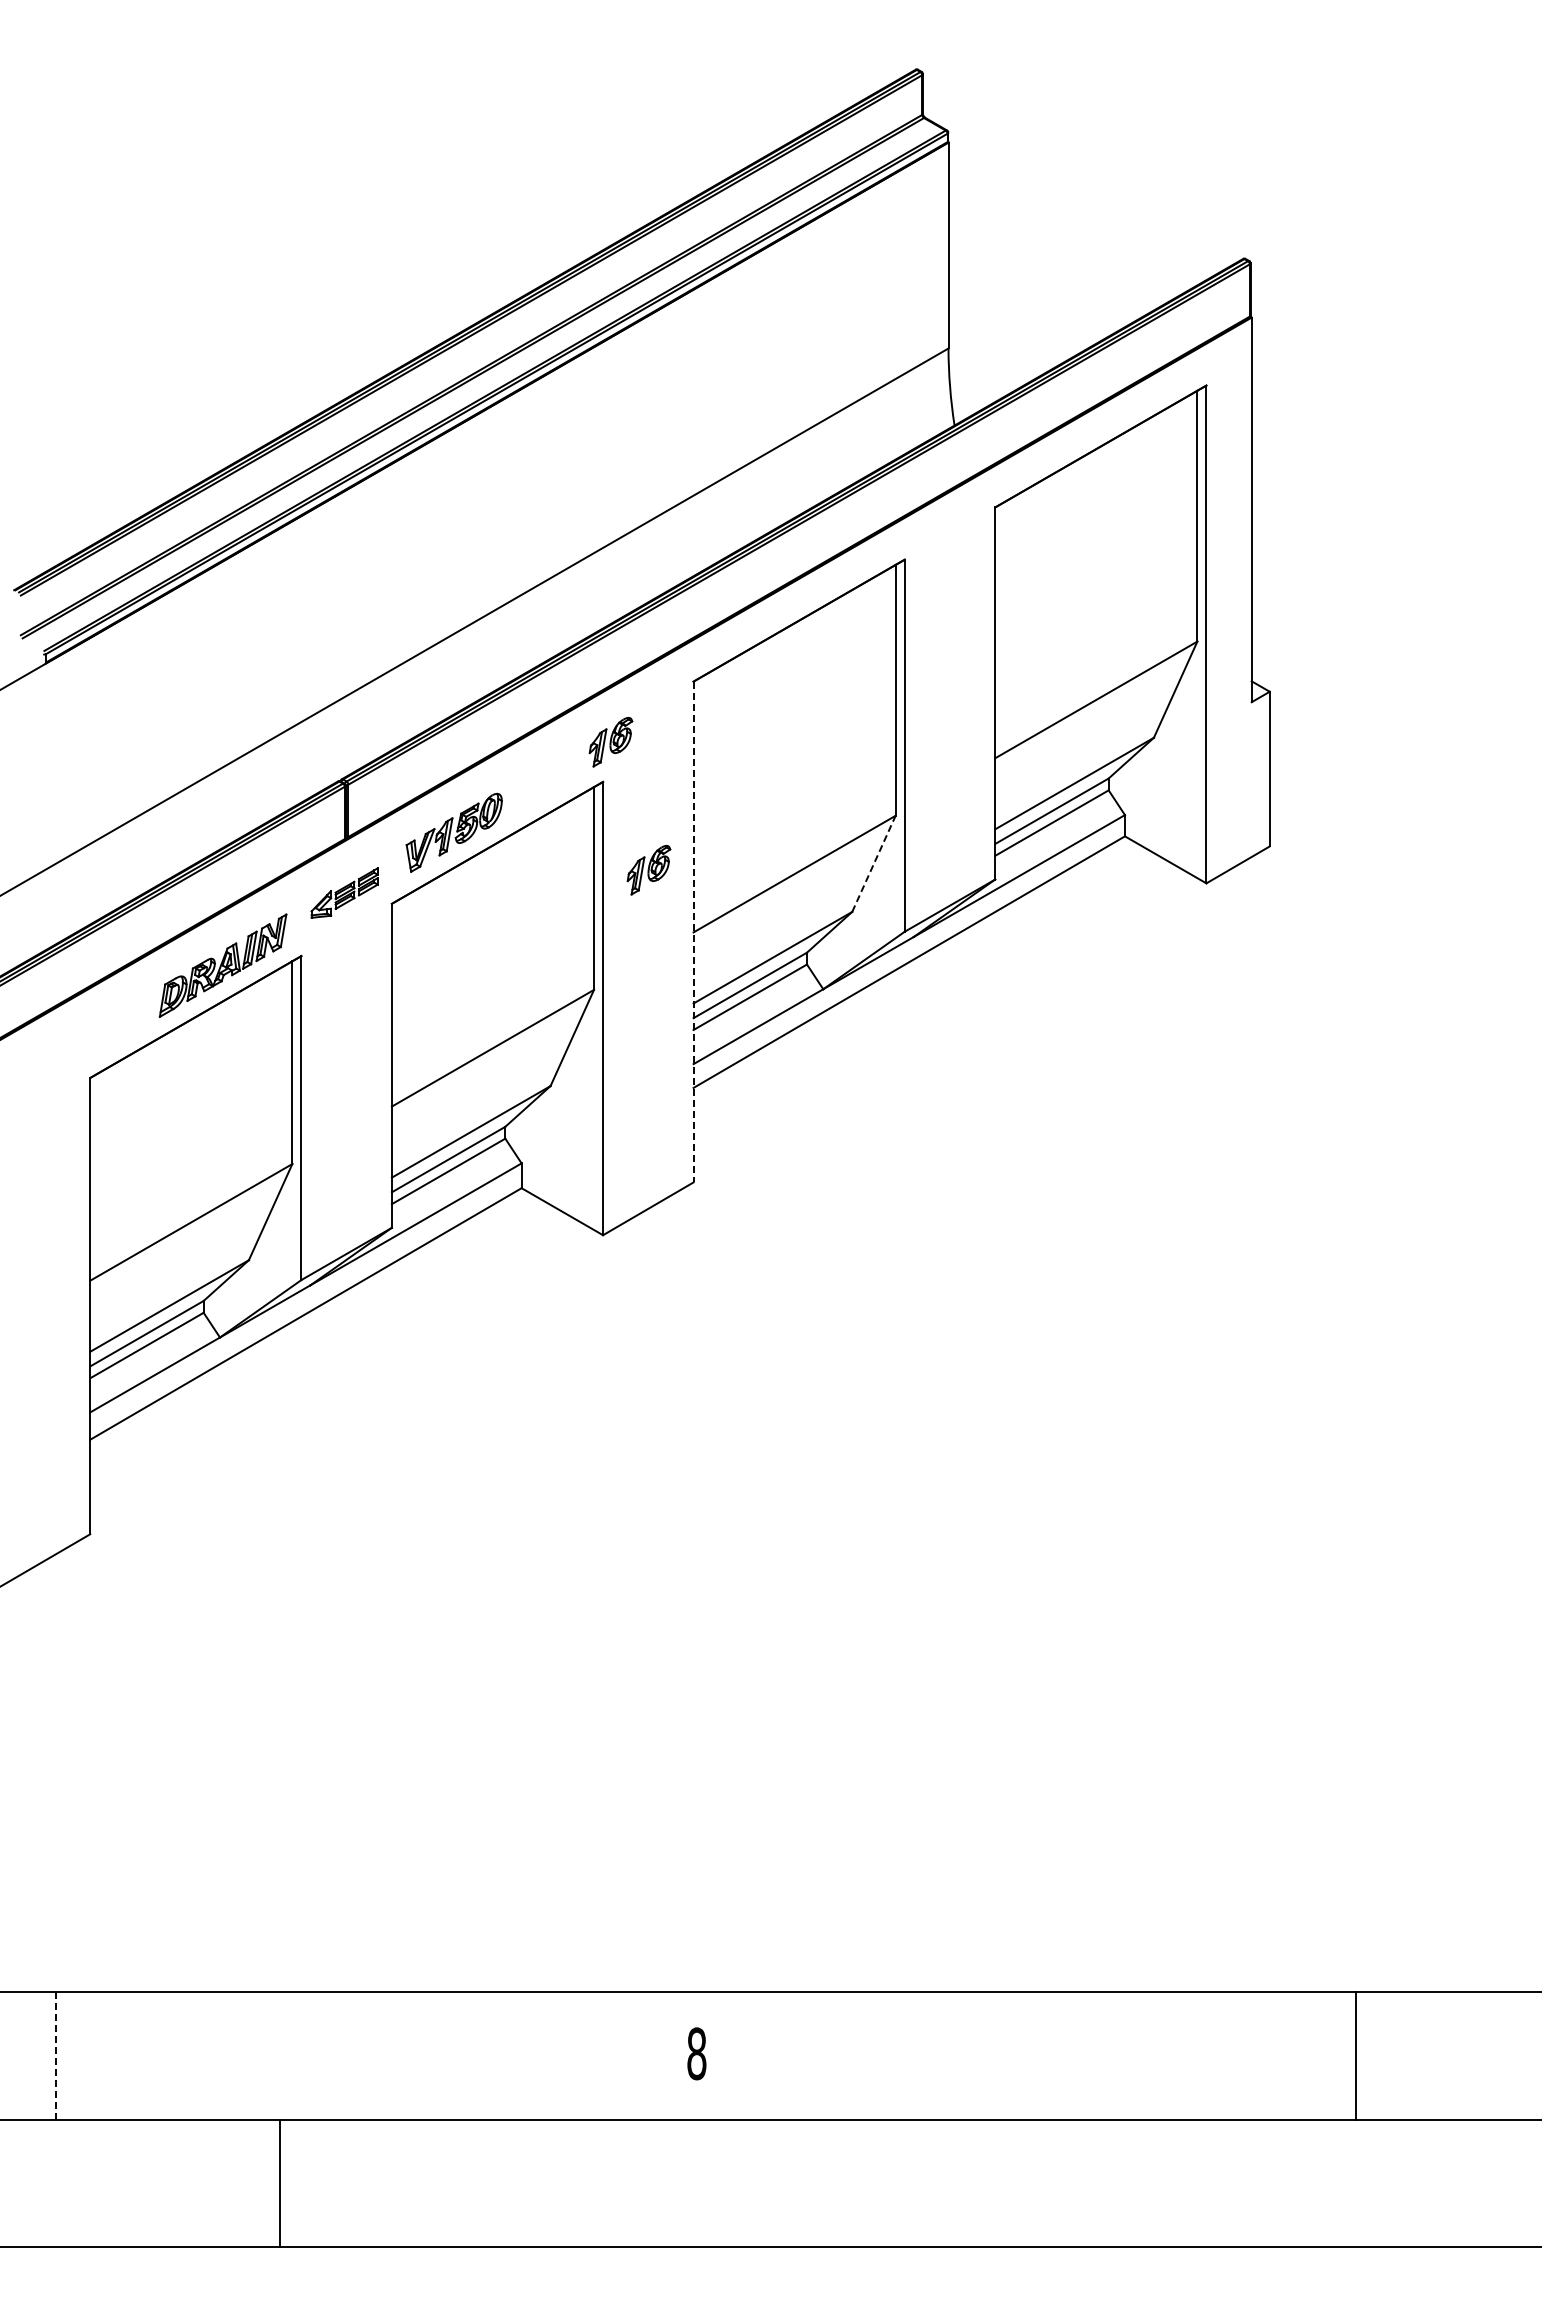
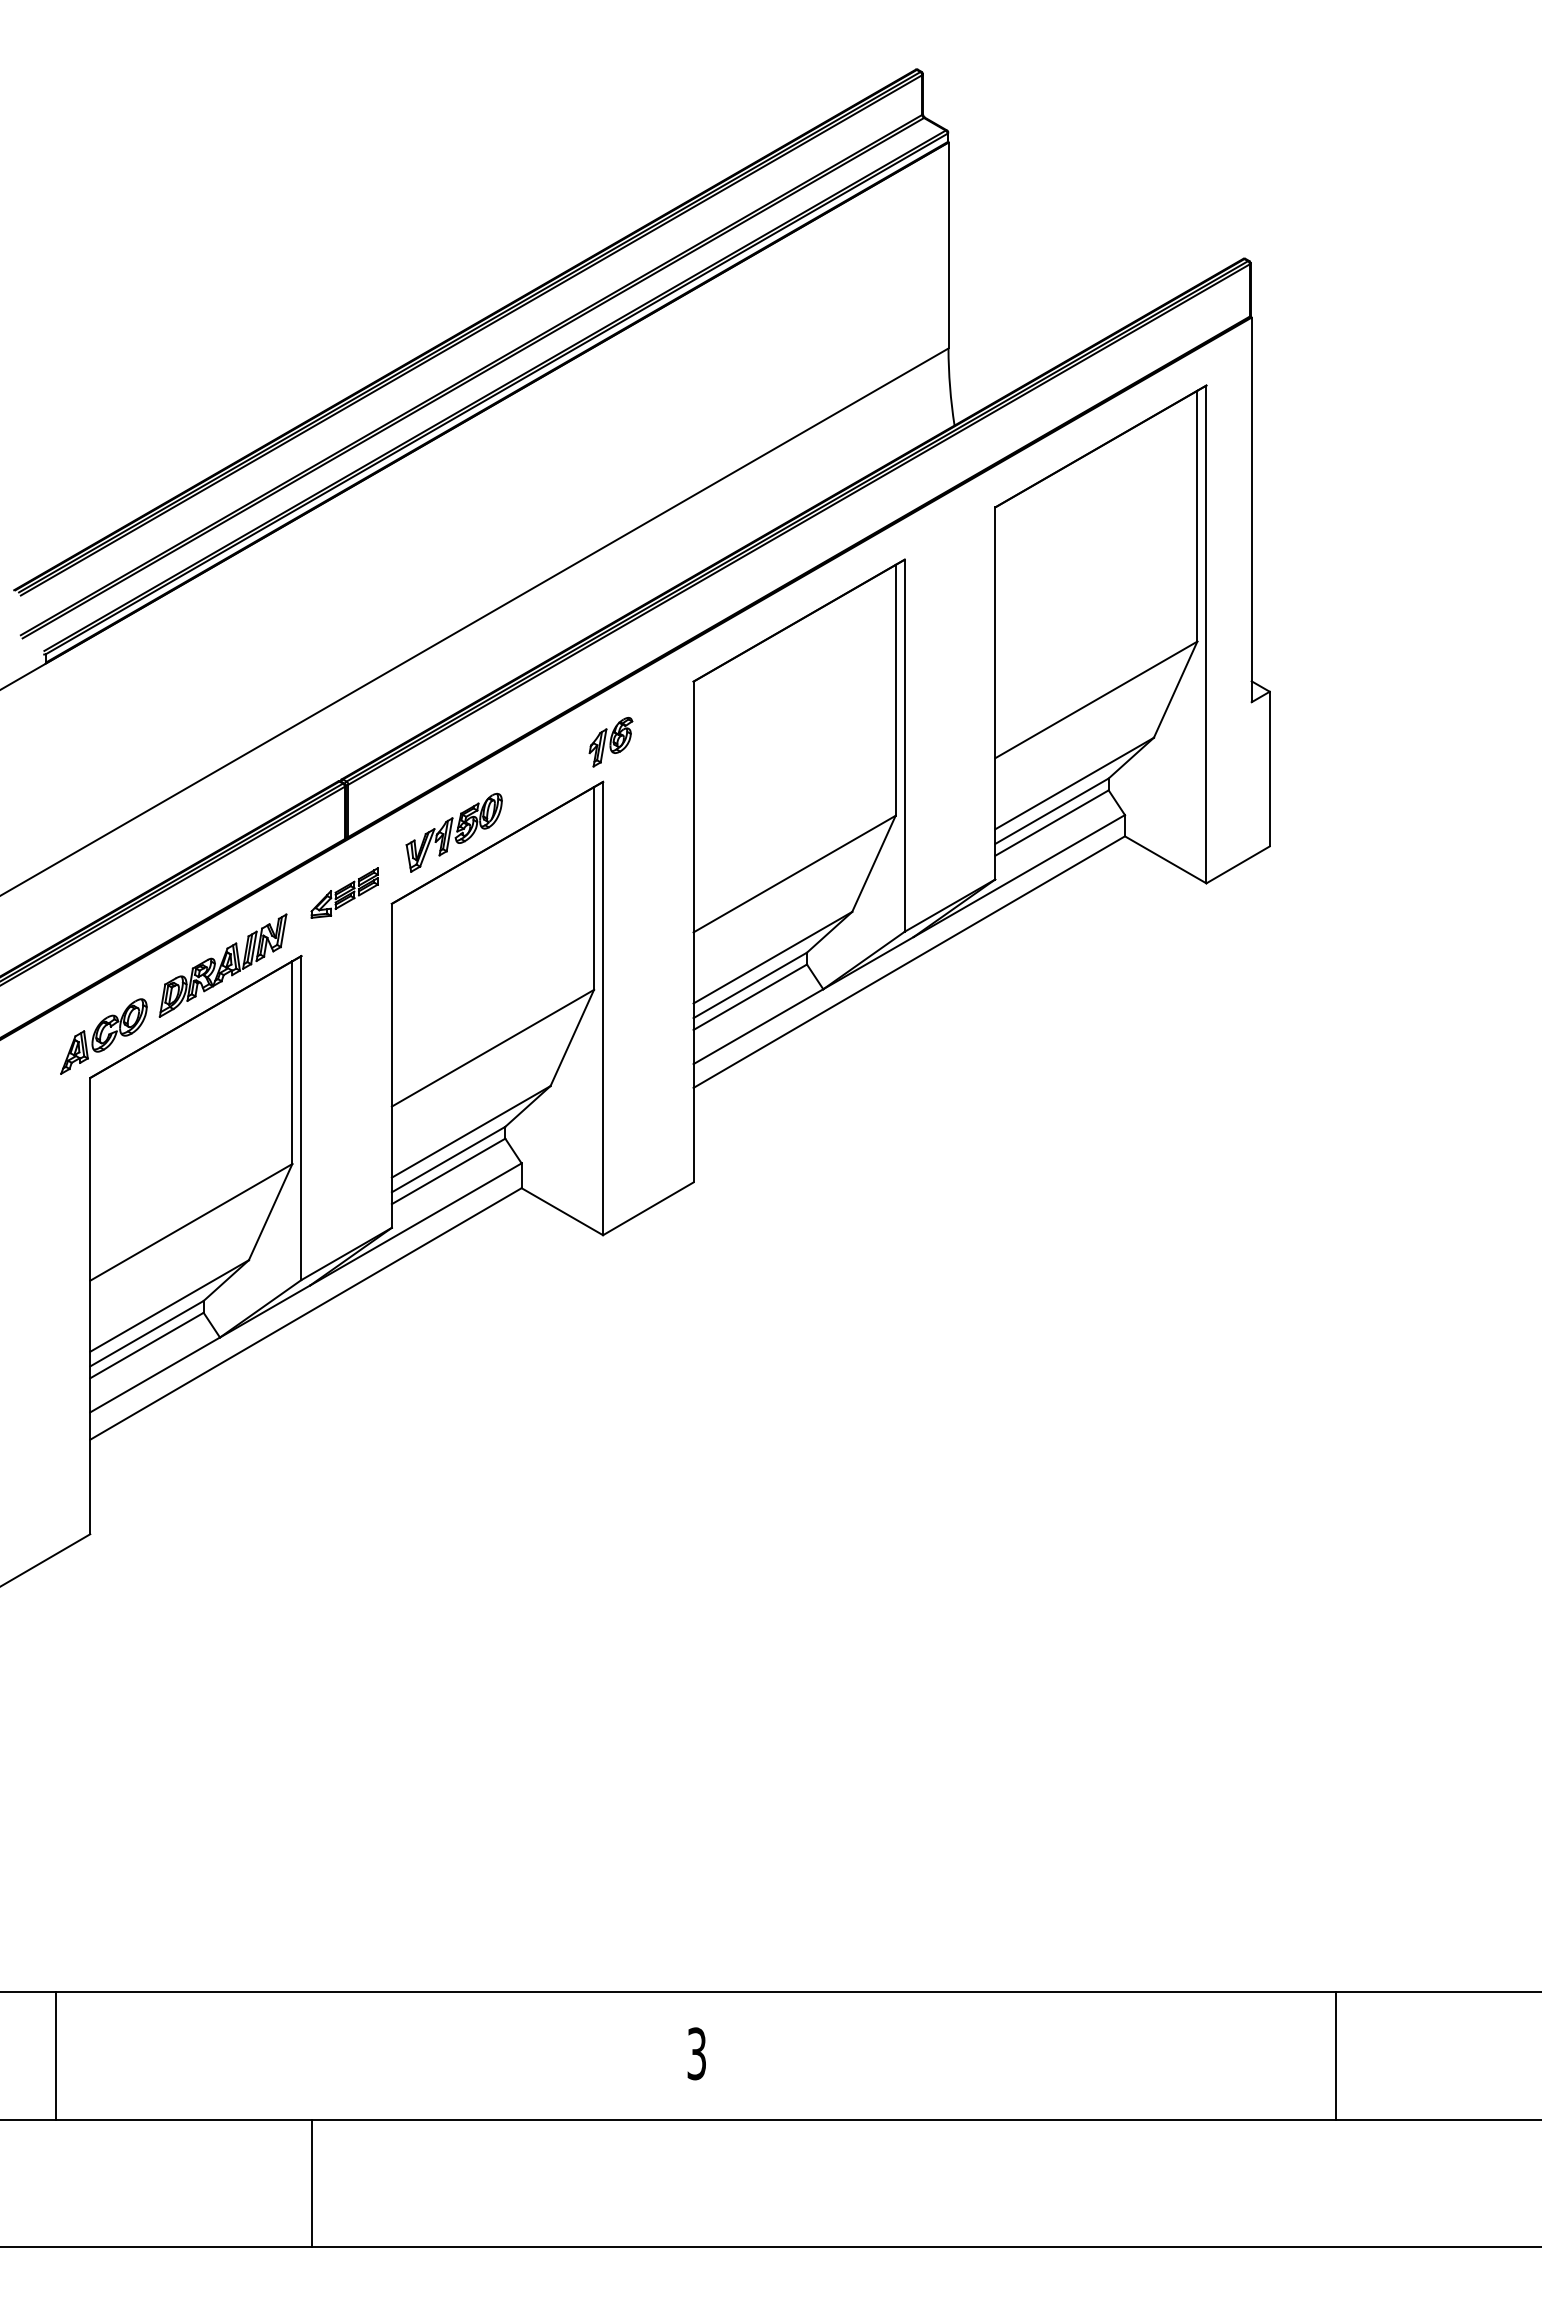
line: dashed -> solid (873, 863)
part: present -> none (648, 870)
line: dashed -> solid (693, 932)
part: none -> present (103, 1036)
text: 8 -> 3 (696, 2053)
line: dashed -> solid (55, 2055)
line position: (1355, 2055) -> (1335, 2055) (1335, 2055)
line position: (279, 2183) -> (311, 2183) (311, 2183)
